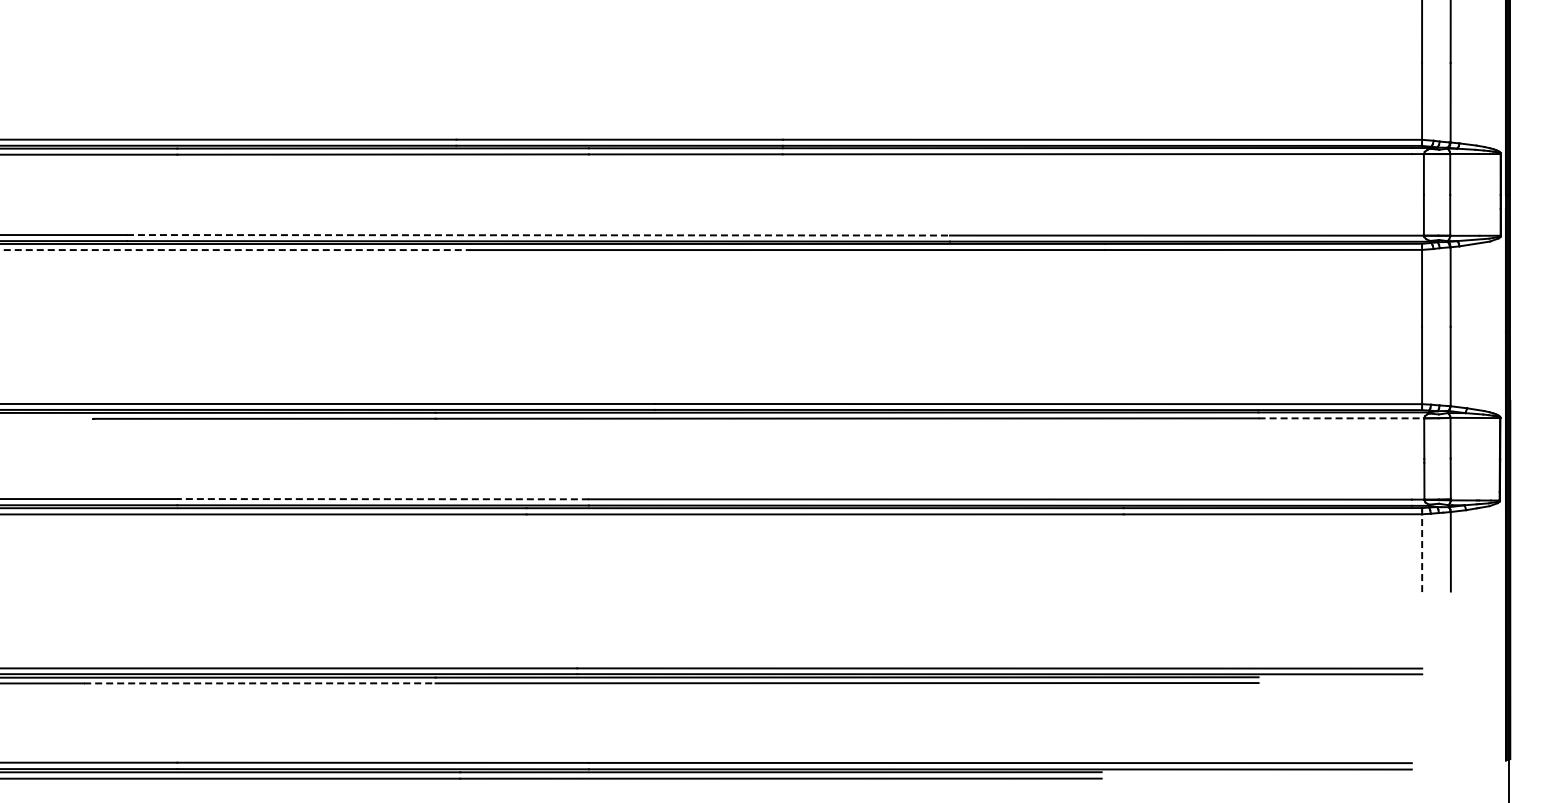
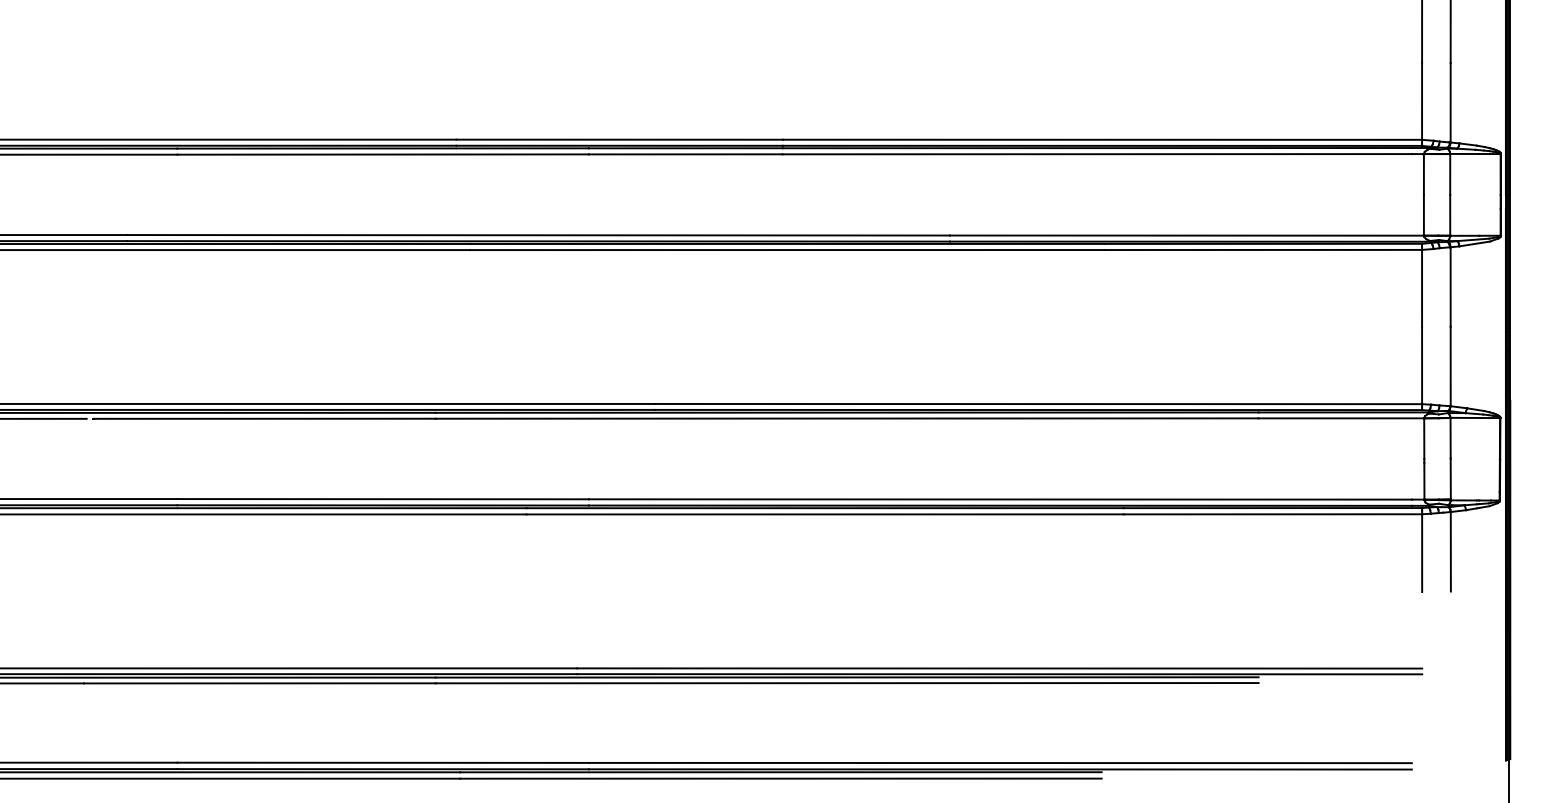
line: dashed -> solid (538, 235)
line: dashed -> solid (235, 250)
line: none -> present (44, 418)
line: dashed -> solid (1341, 418)
line: dashed -> solid (383, 499)
line: dashed -> solid (1422, 553)
line: dashed -> solid (259, 683)
